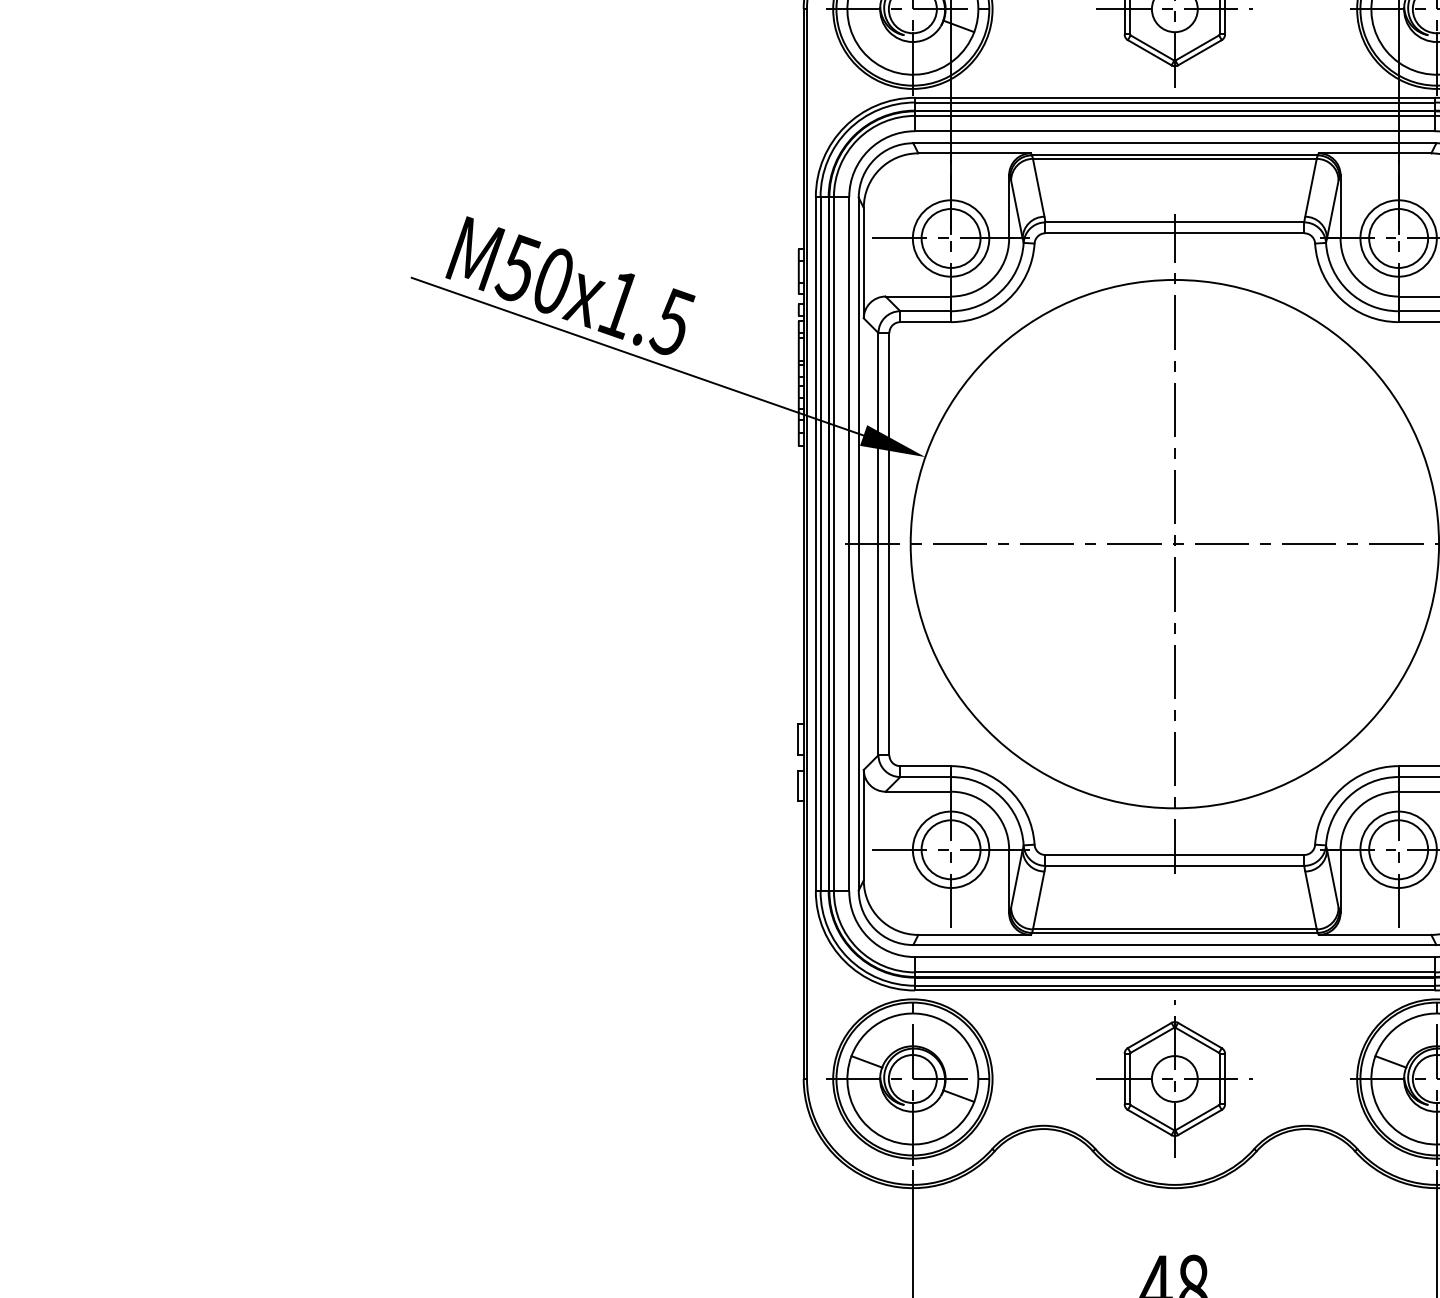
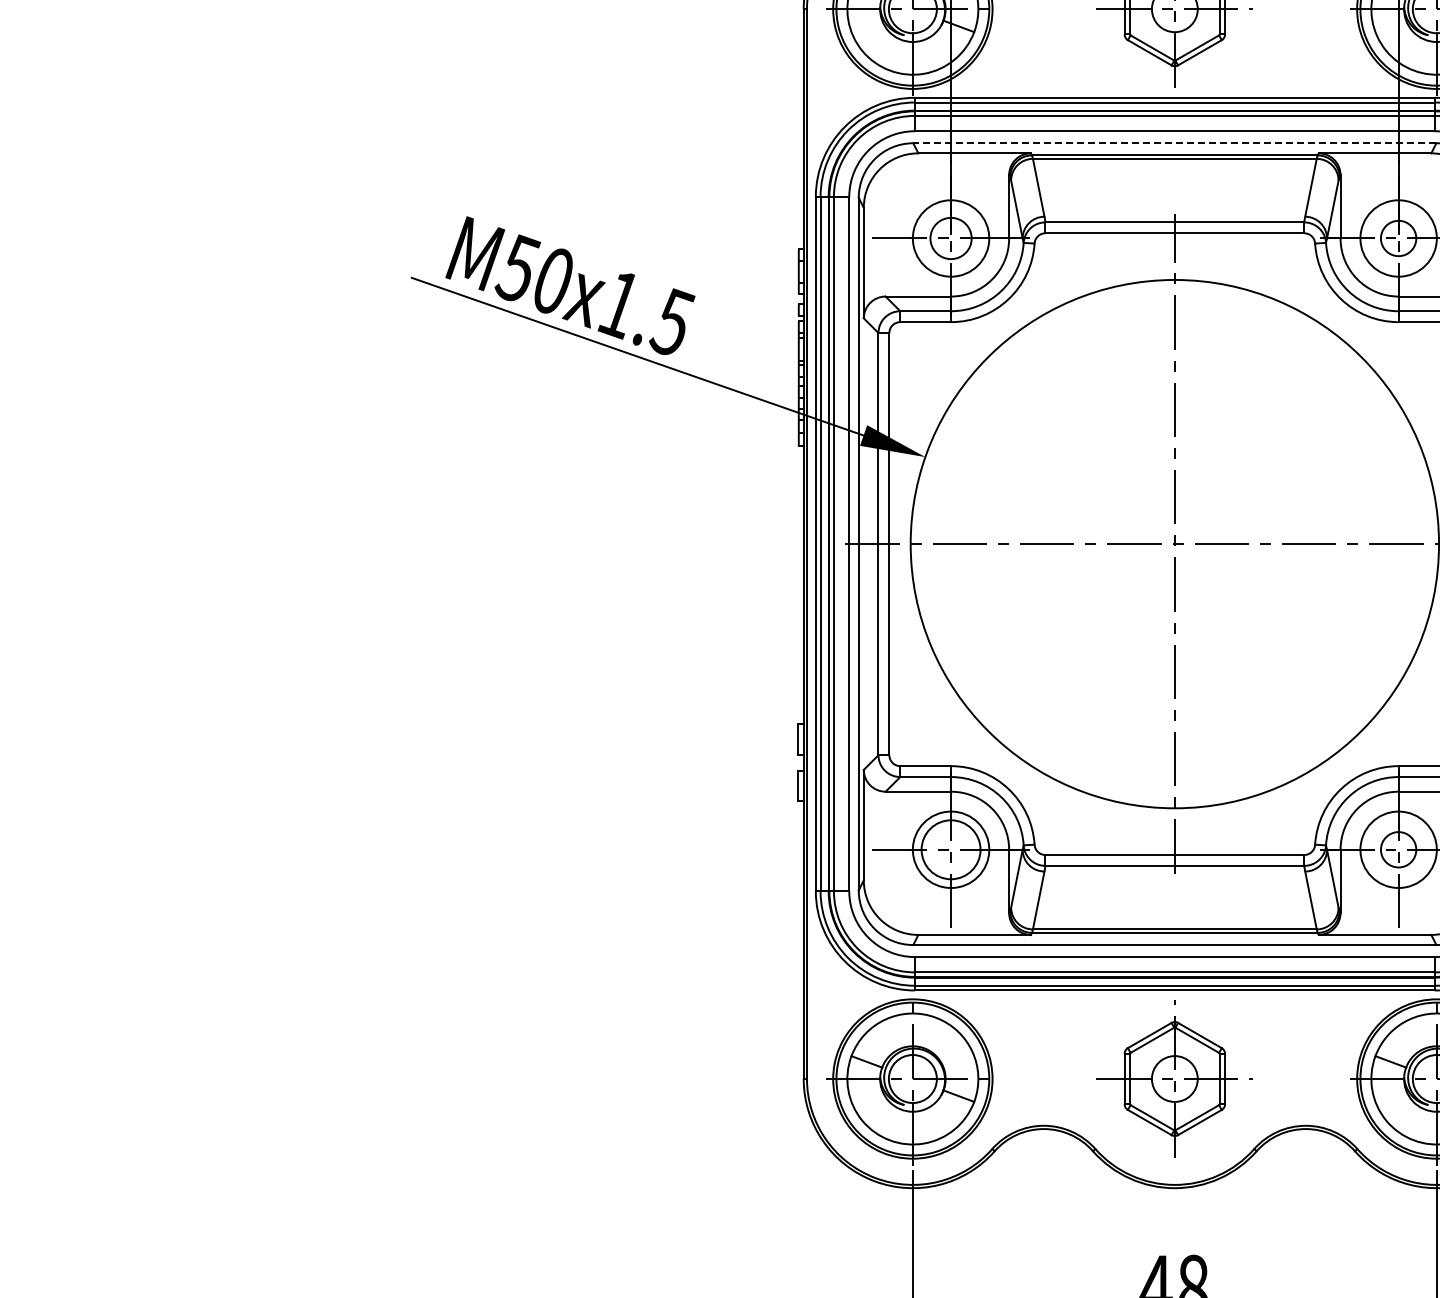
line: solid -> dashed (1174, 143)
circle diameter: 59 px -> 41 px (950, 238)
circle diameter: 59 px -> 35 px (1398, 238)
circle diameter: 59 px -> 35 px (1398, 849)
